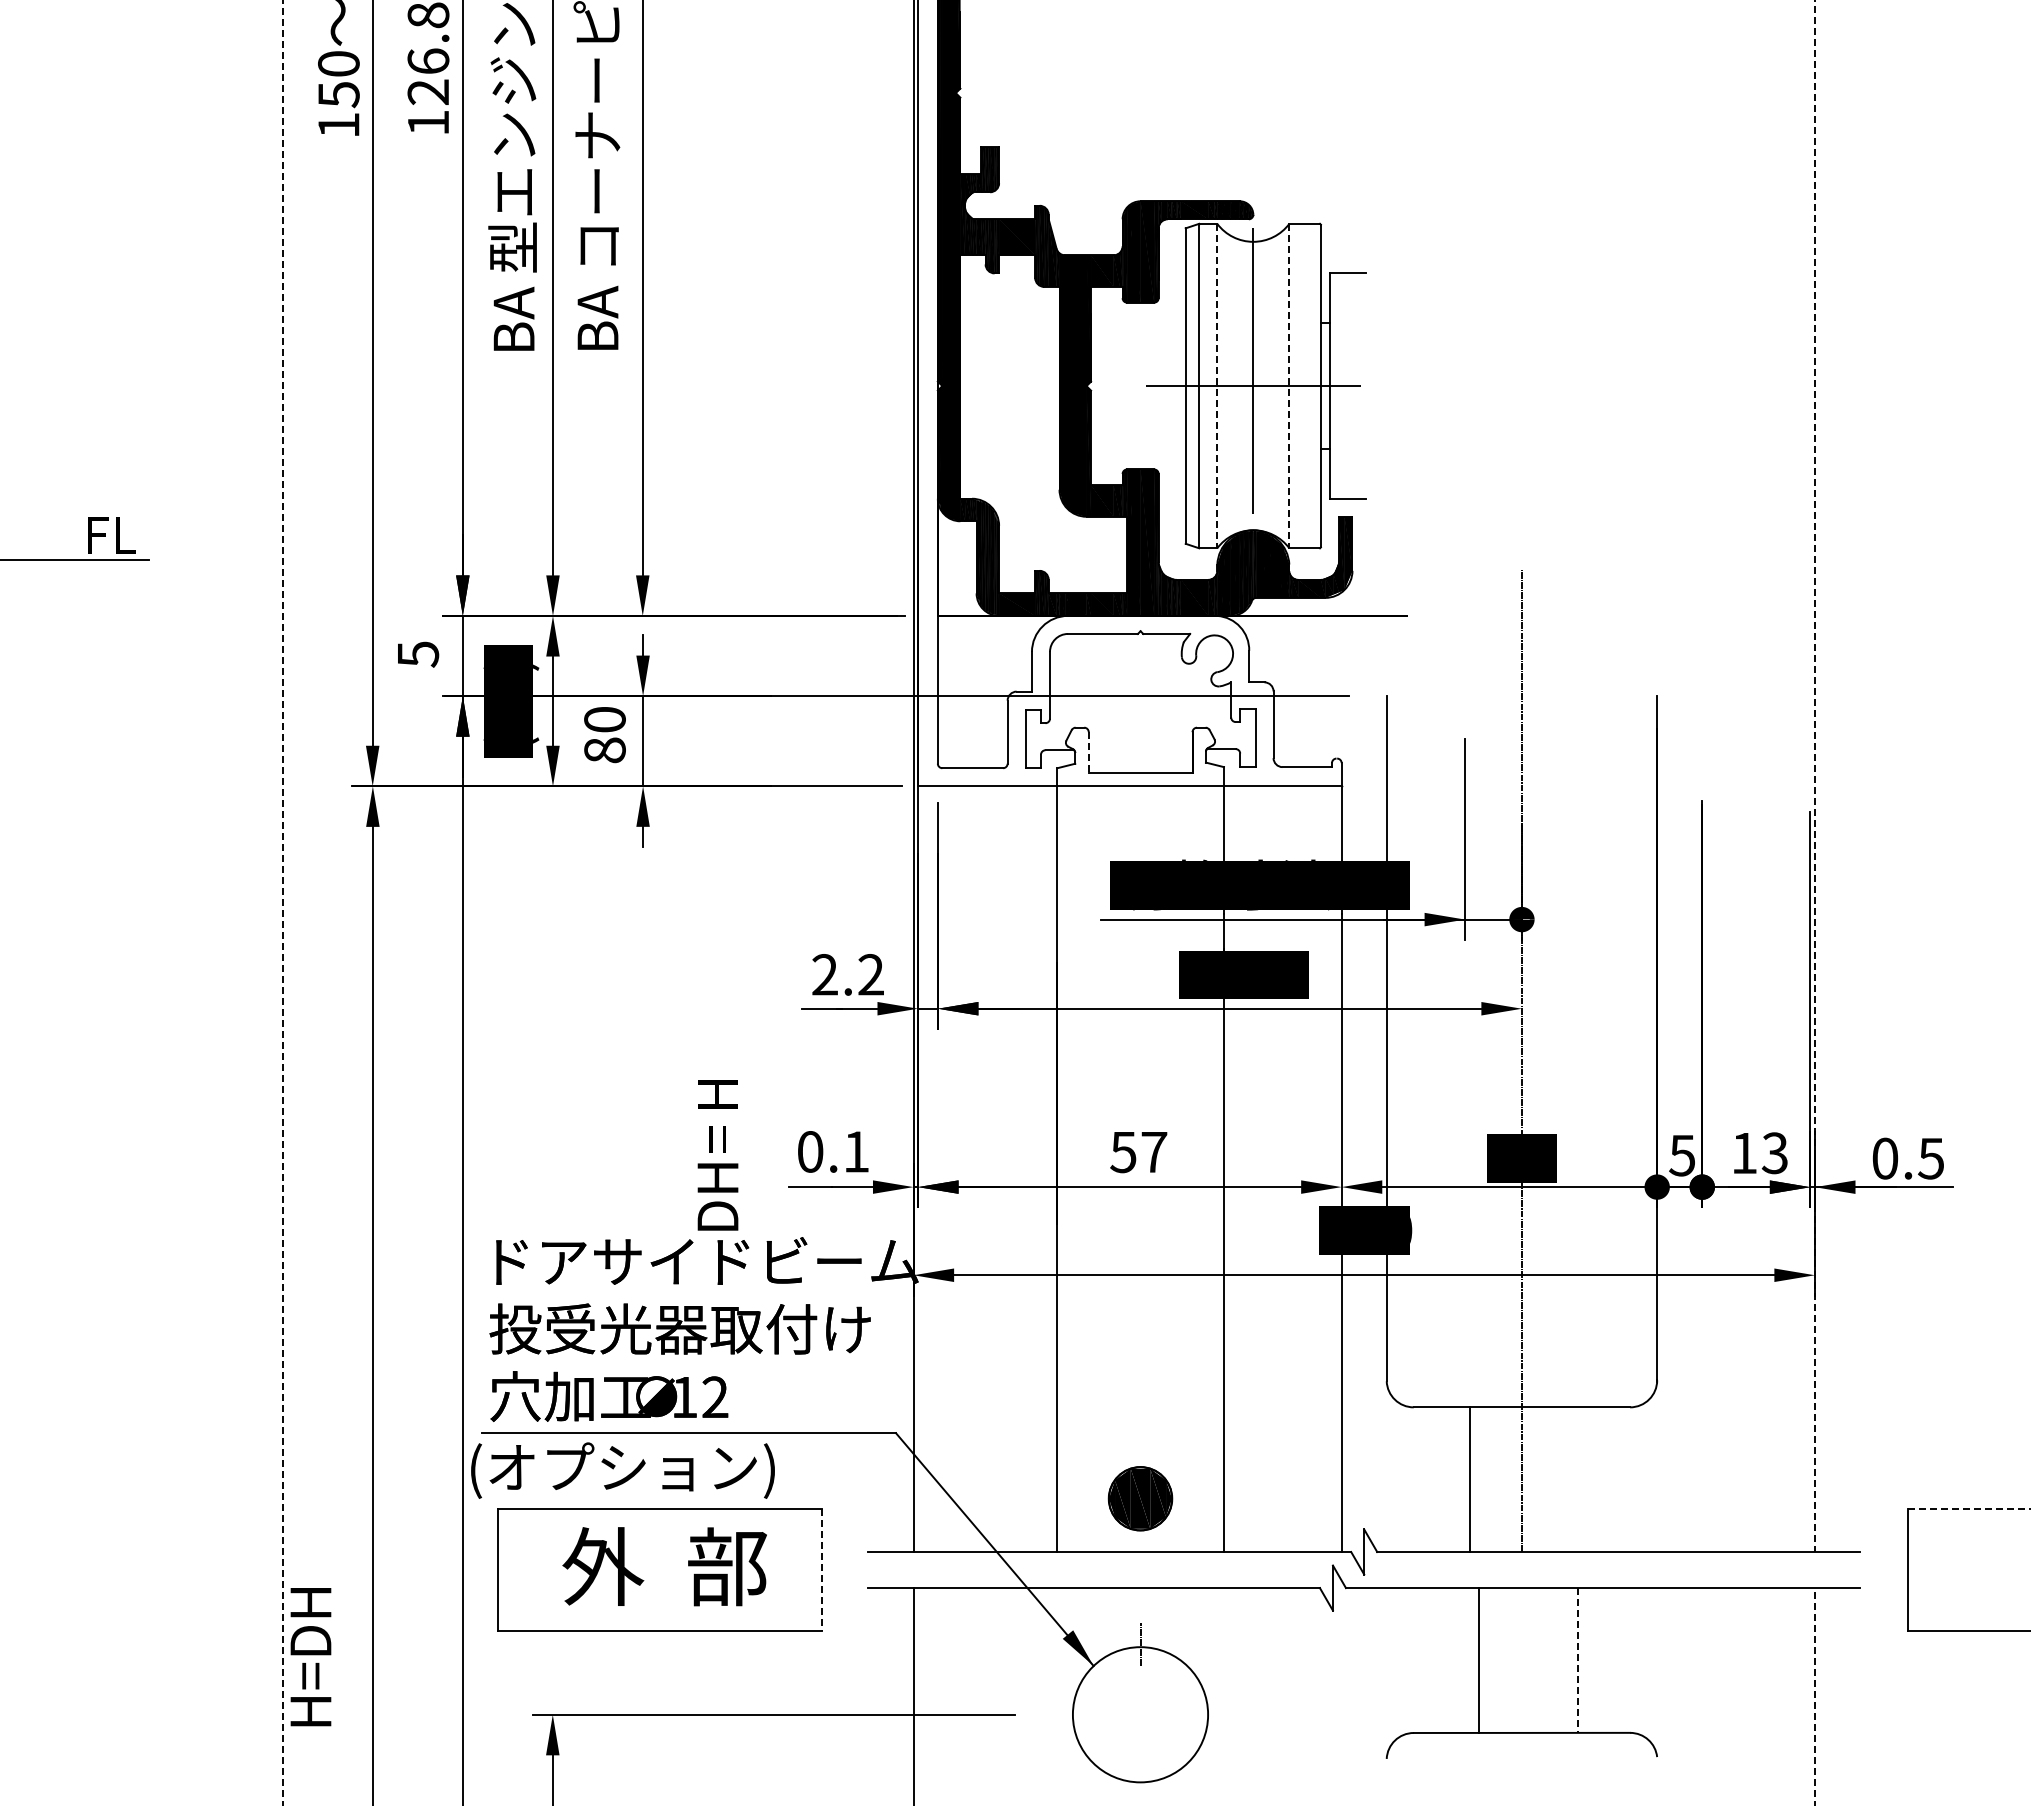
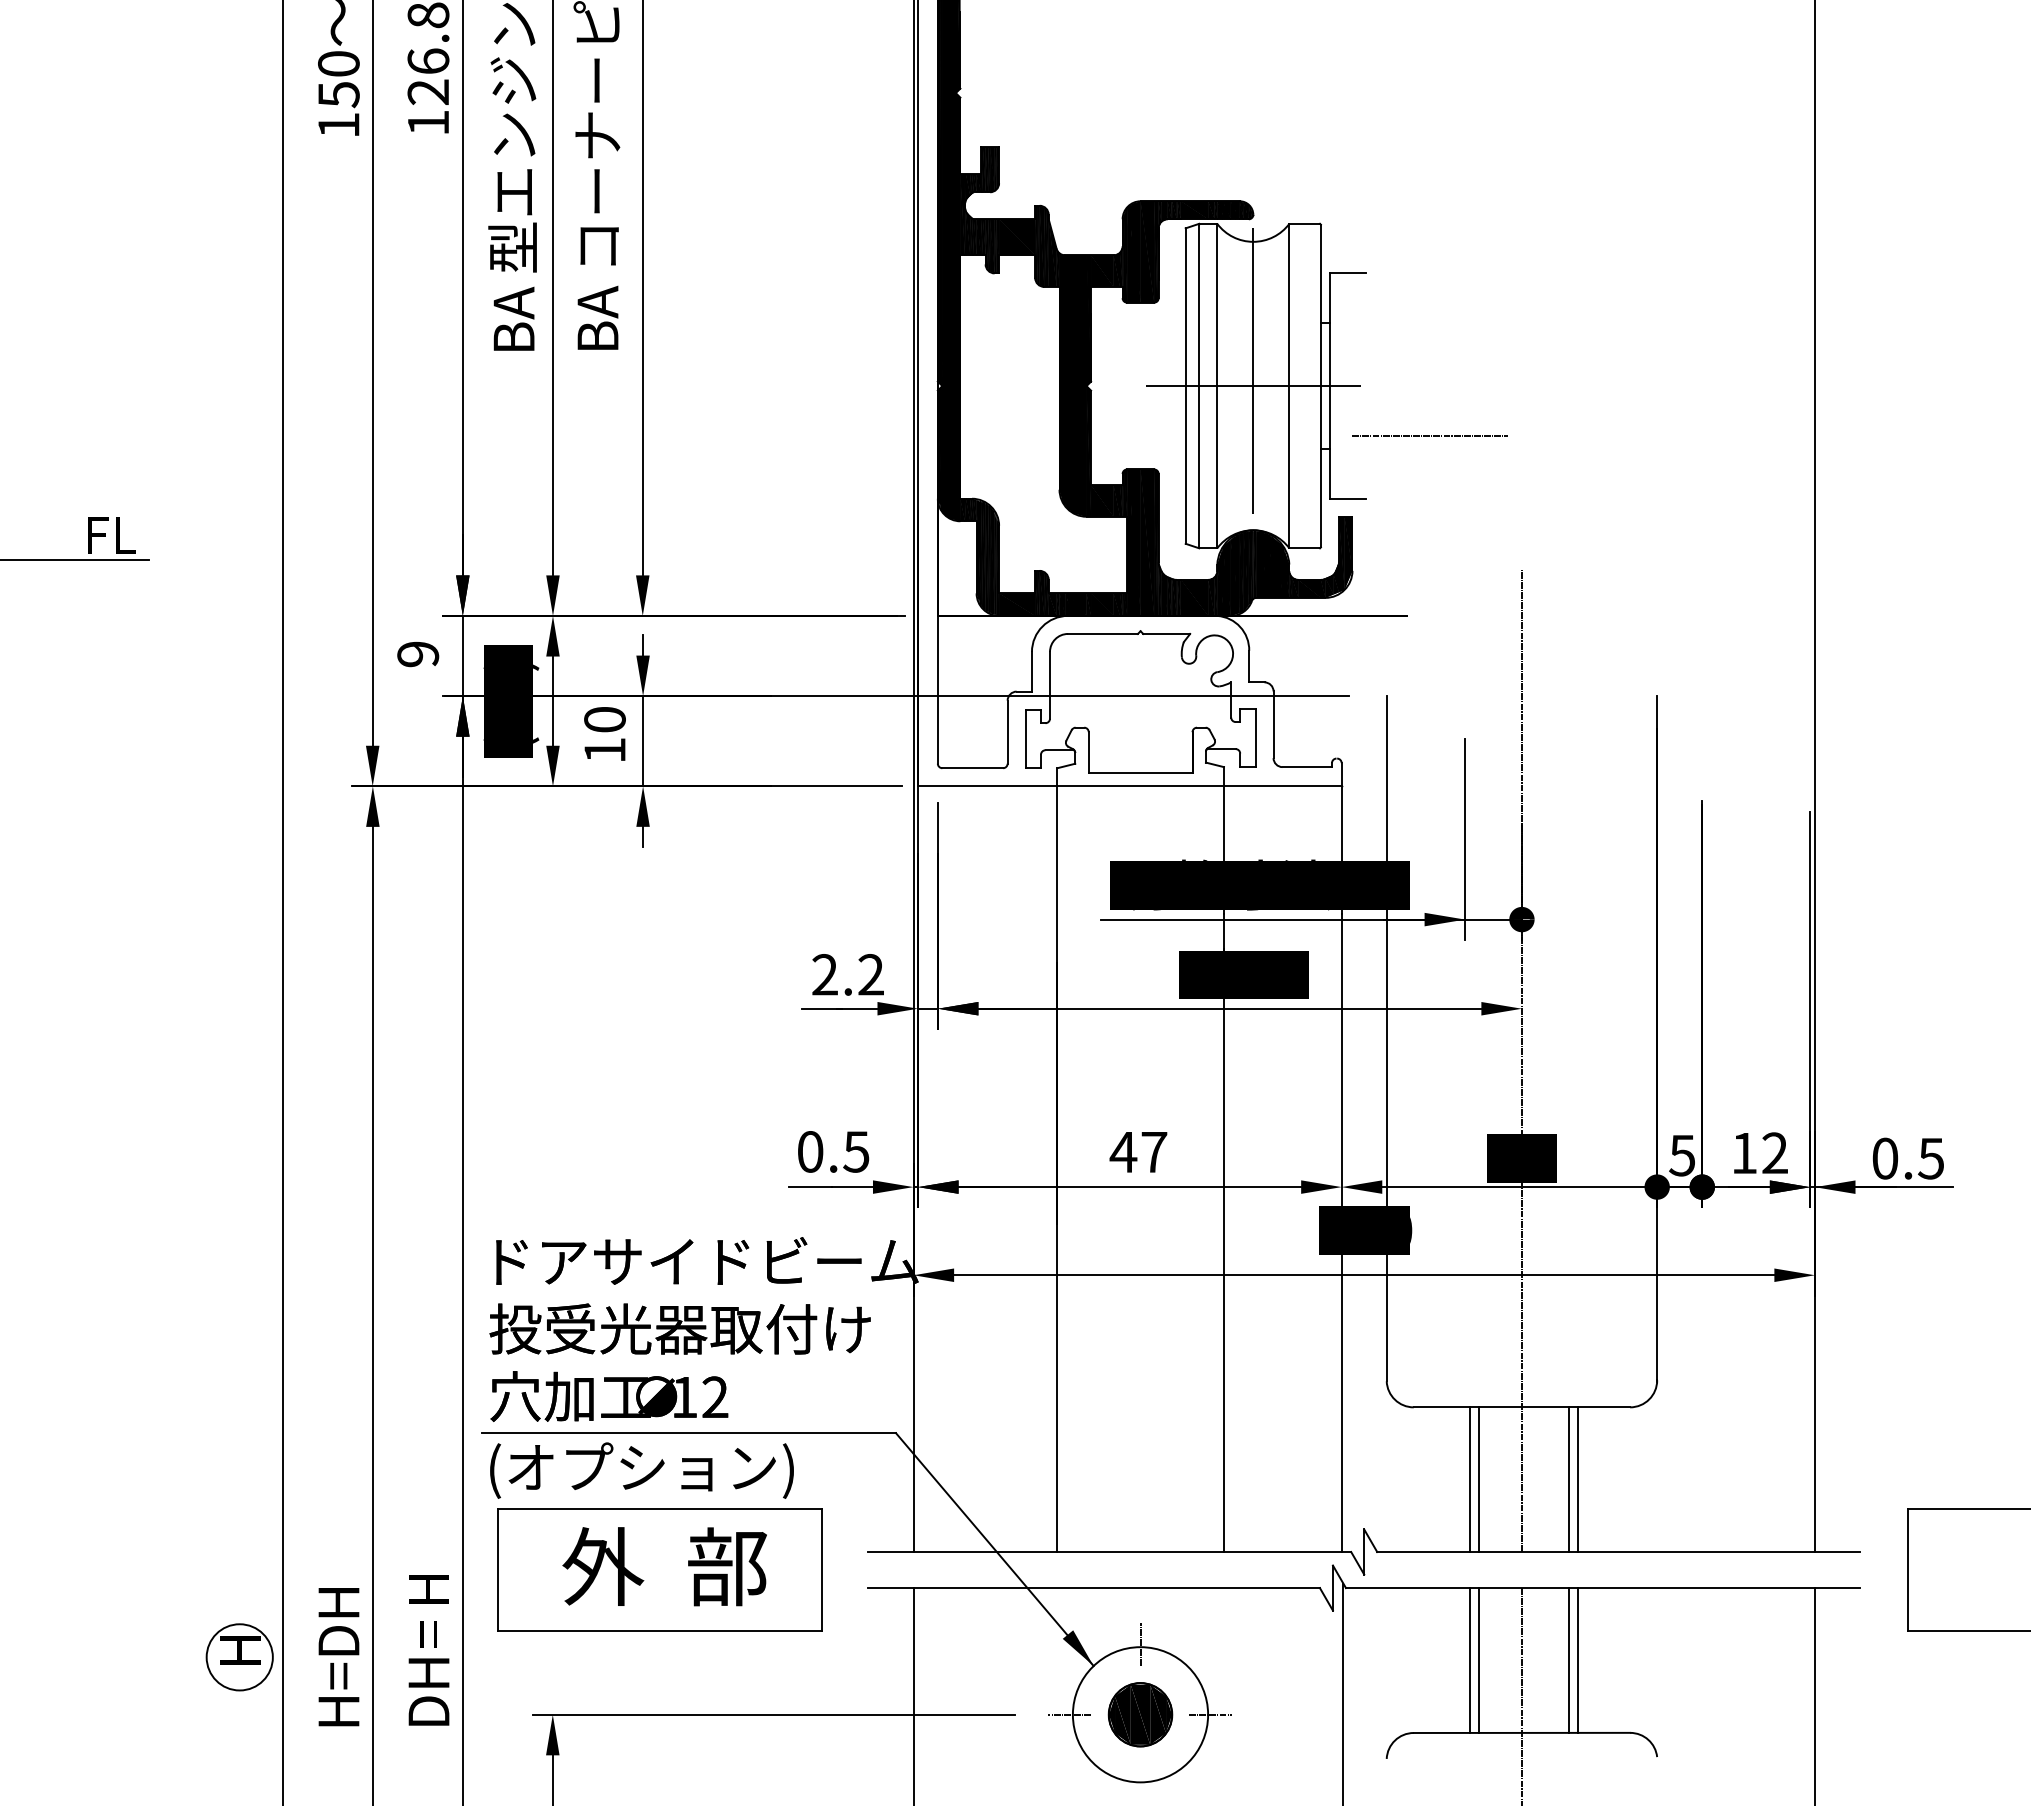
line: dashed -> solid (1217, 386)
line: dashed -> solid (1289, 386)
line: none -> present (1430, 435)
text: 5 -> 9 (418, 654)
text: 80 -> 10 (604, 750)
line: dashed -> solid (1088, 752)
line: dashed -> solid (1814, 776)
line: dashed -> solid (282, 902)
text: 0.1 -> 0.5 (856, 1151)
text: 57 -> 47 (1123, 1152)
text: 13 -> 12 (1774, 1153)
text position: (717, 1155) -> (428, 1650) (428, 1650)
text position: (622, 1470) -> (641, 1470) (641, 1470)
line: none -> present (1478, 1479)
line: none -> present (1568, 1479)
line: none -> present (1577, 1479)
part position: (1140, 1498) -> (1140, 1714) (1140, 1714)
line: dashed -> solid (1970, 1509)
line: dashed -> solid (822, 1570)
part: none -> present (239, 1657)
text position: (310, 1657) -> (338, 1657) (338, 1657)
line: none -> present (1469, 1660)
line: none -> present (1568, 1660)
line: dashed -> solid (1577, 1661)
line: none -> present (1343, 1692)
line: none -> present (1521, 1695)
line: dashed -> solid (1814, 1696)
line: none -> present (1069, 1714)
line: none -> present (1210, 1714)
